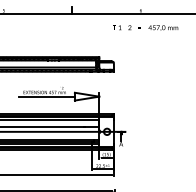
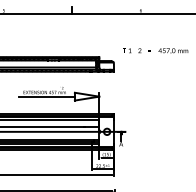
text position: (145, 27) -> (155, 50) (155, 50)
